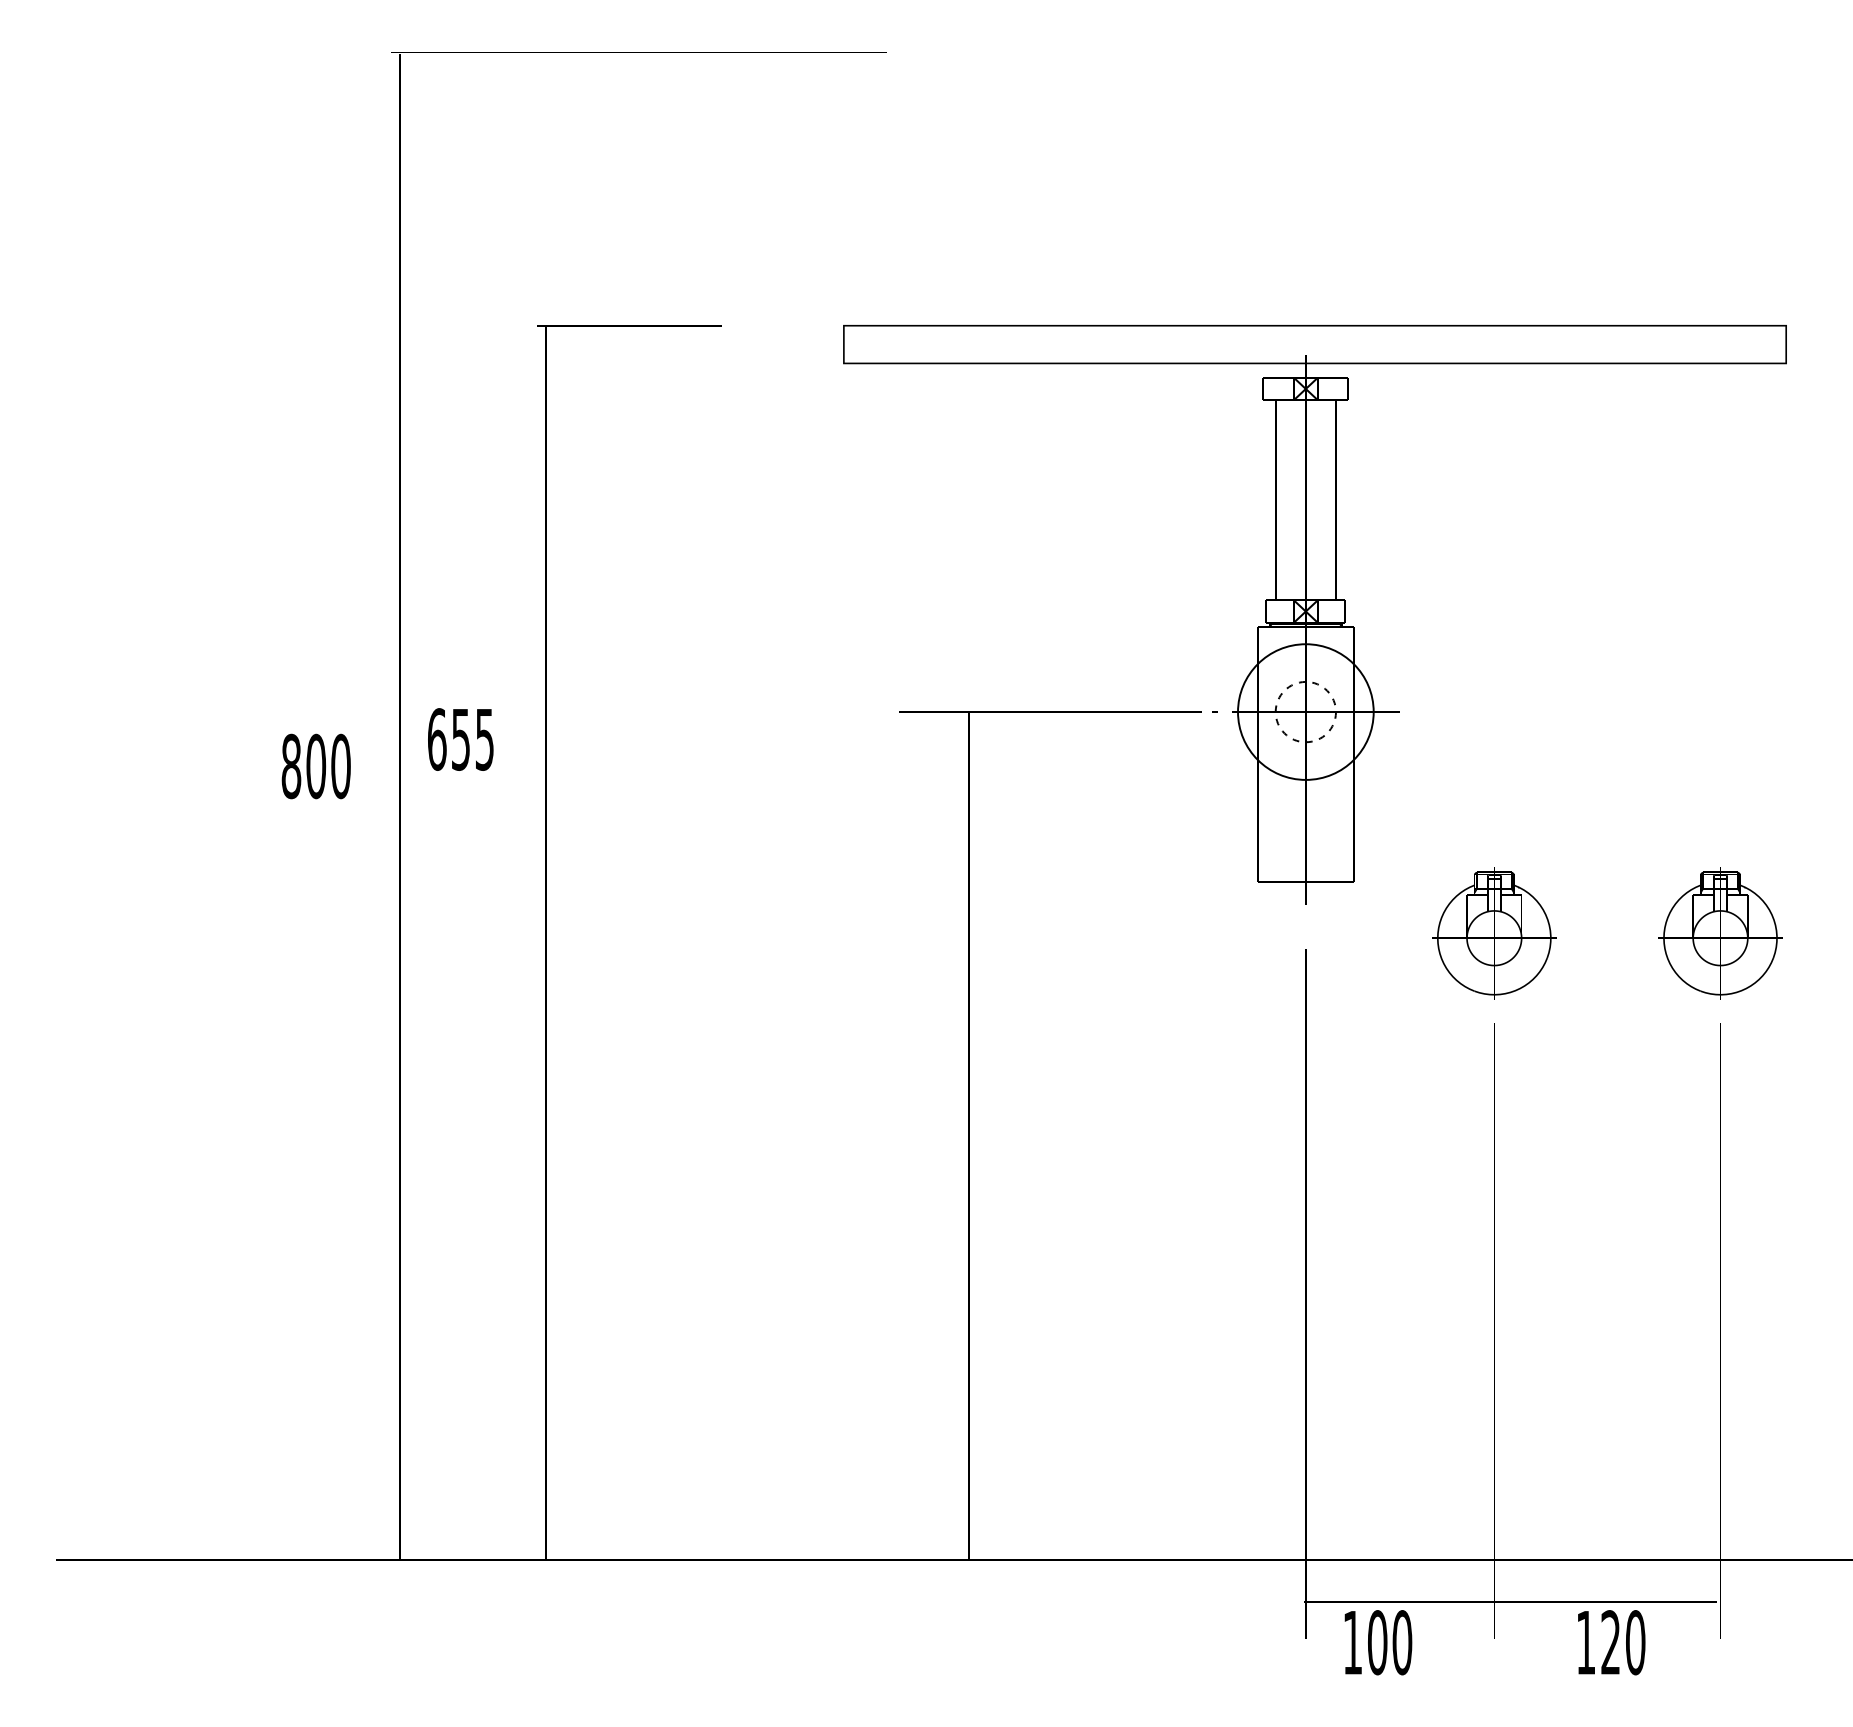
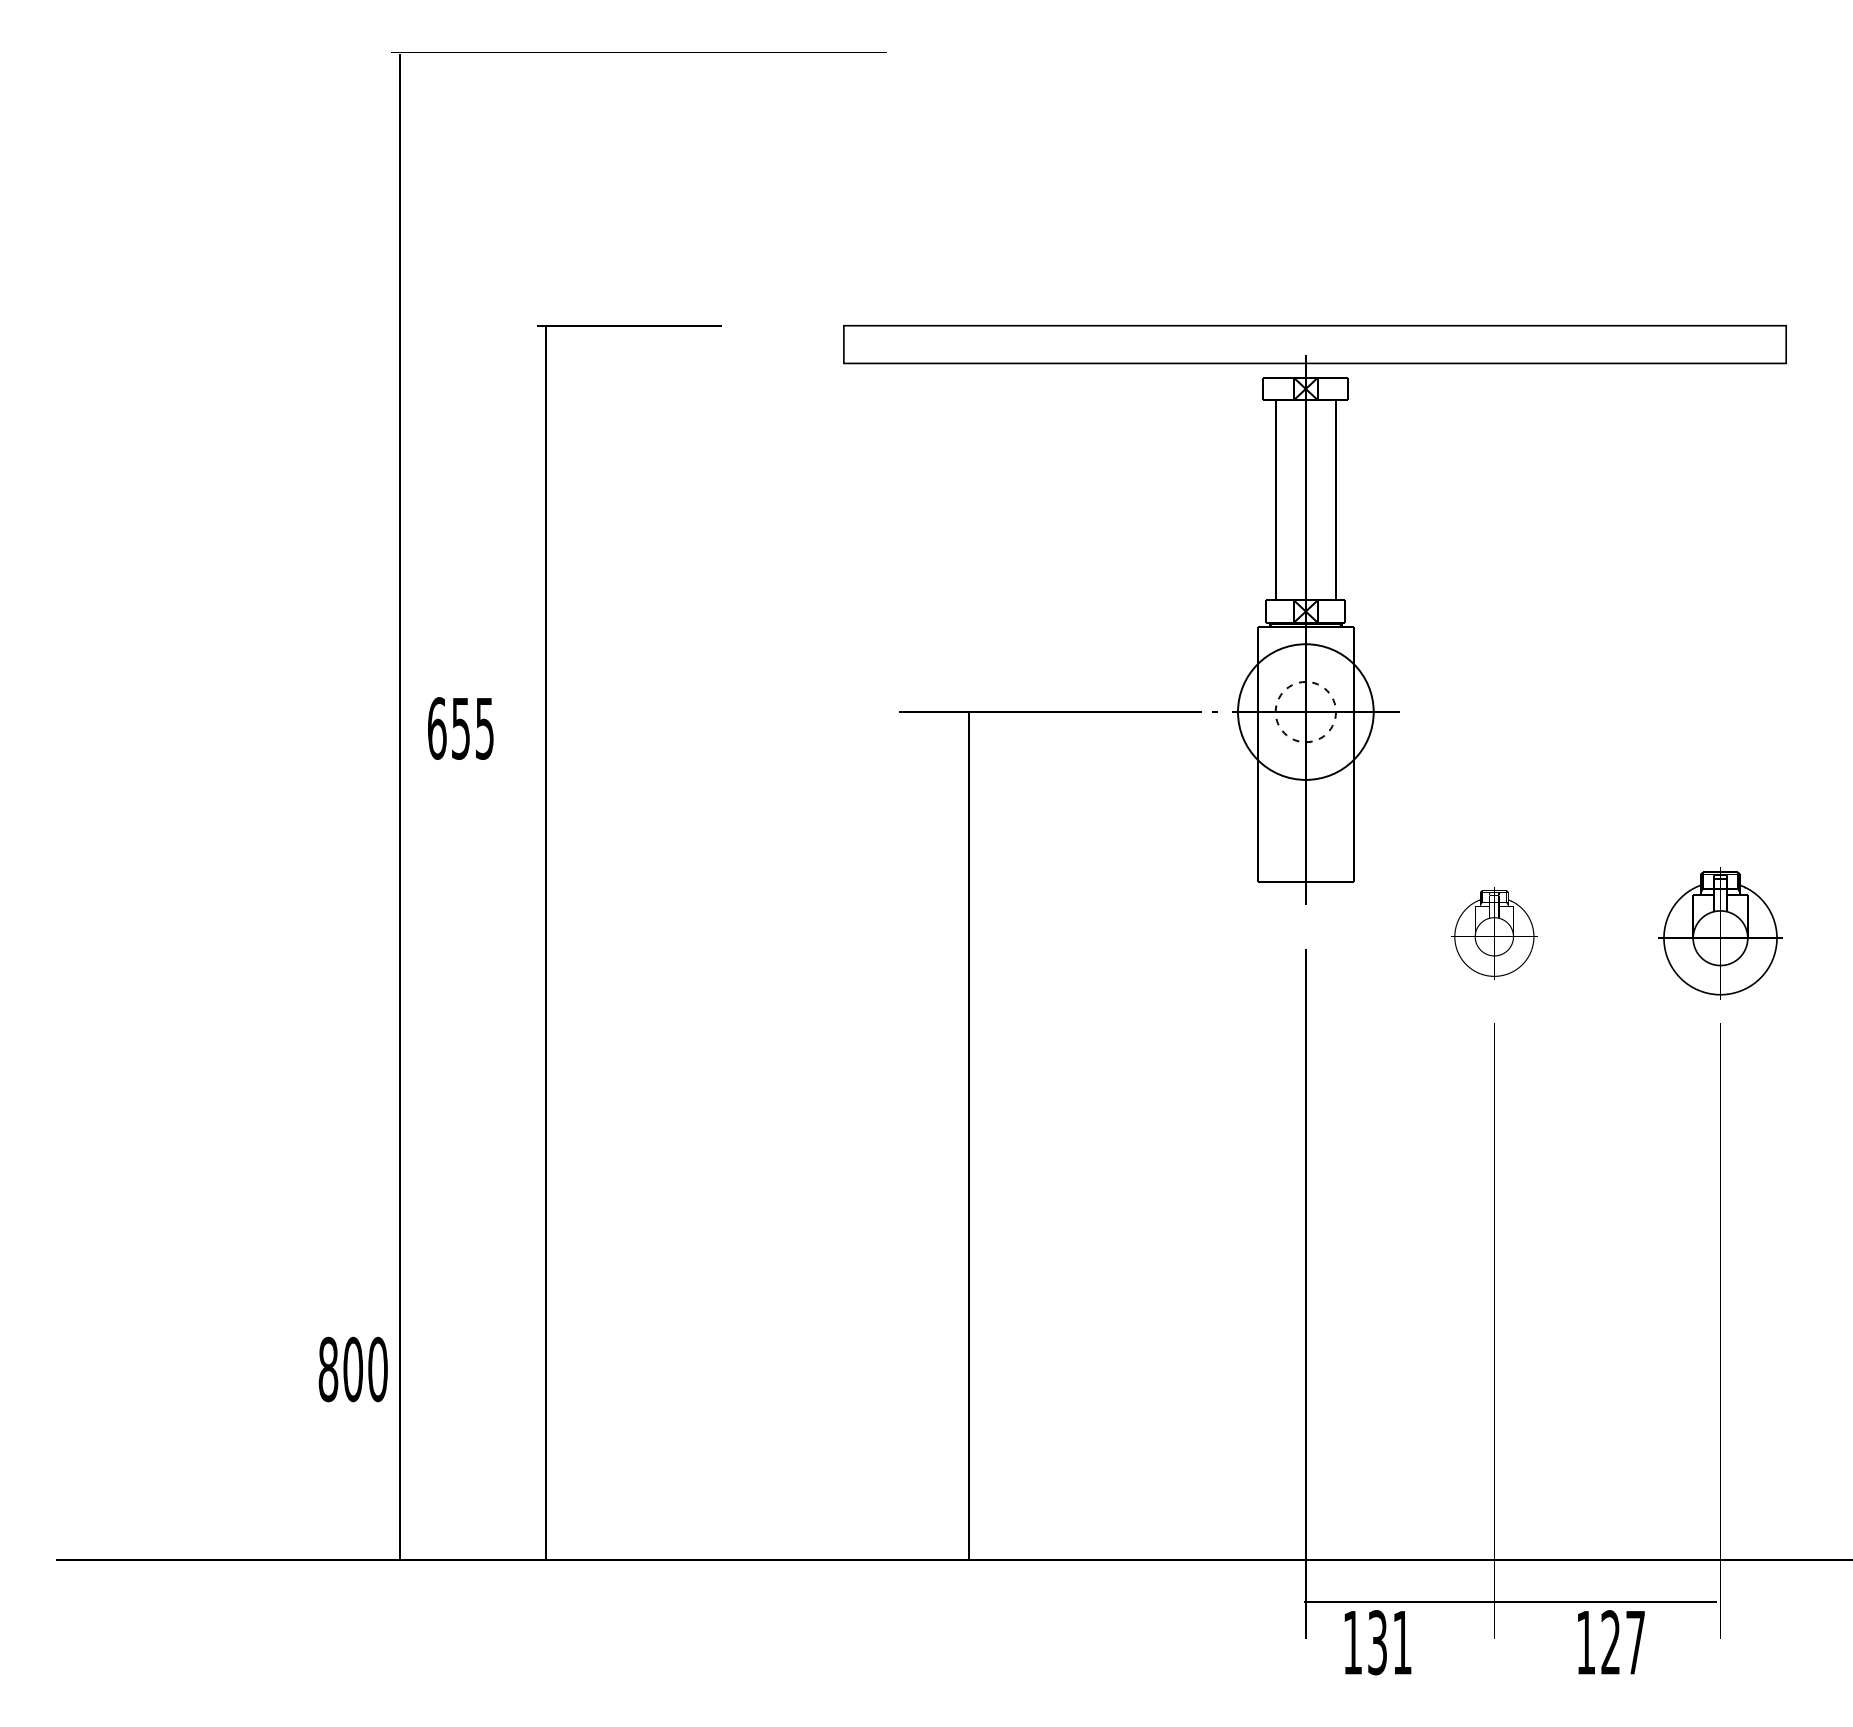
text position: (460, 739) -> (460, 728) (460, 728)
text position: (315, 766) -> (352, 1369) (352, 1369)
part size: 125x133 px -> 87x93 px (1494, 933)
text: 100 -> 131 (1390, 1642)
text: 120 -> 127 (1635, 1642)
